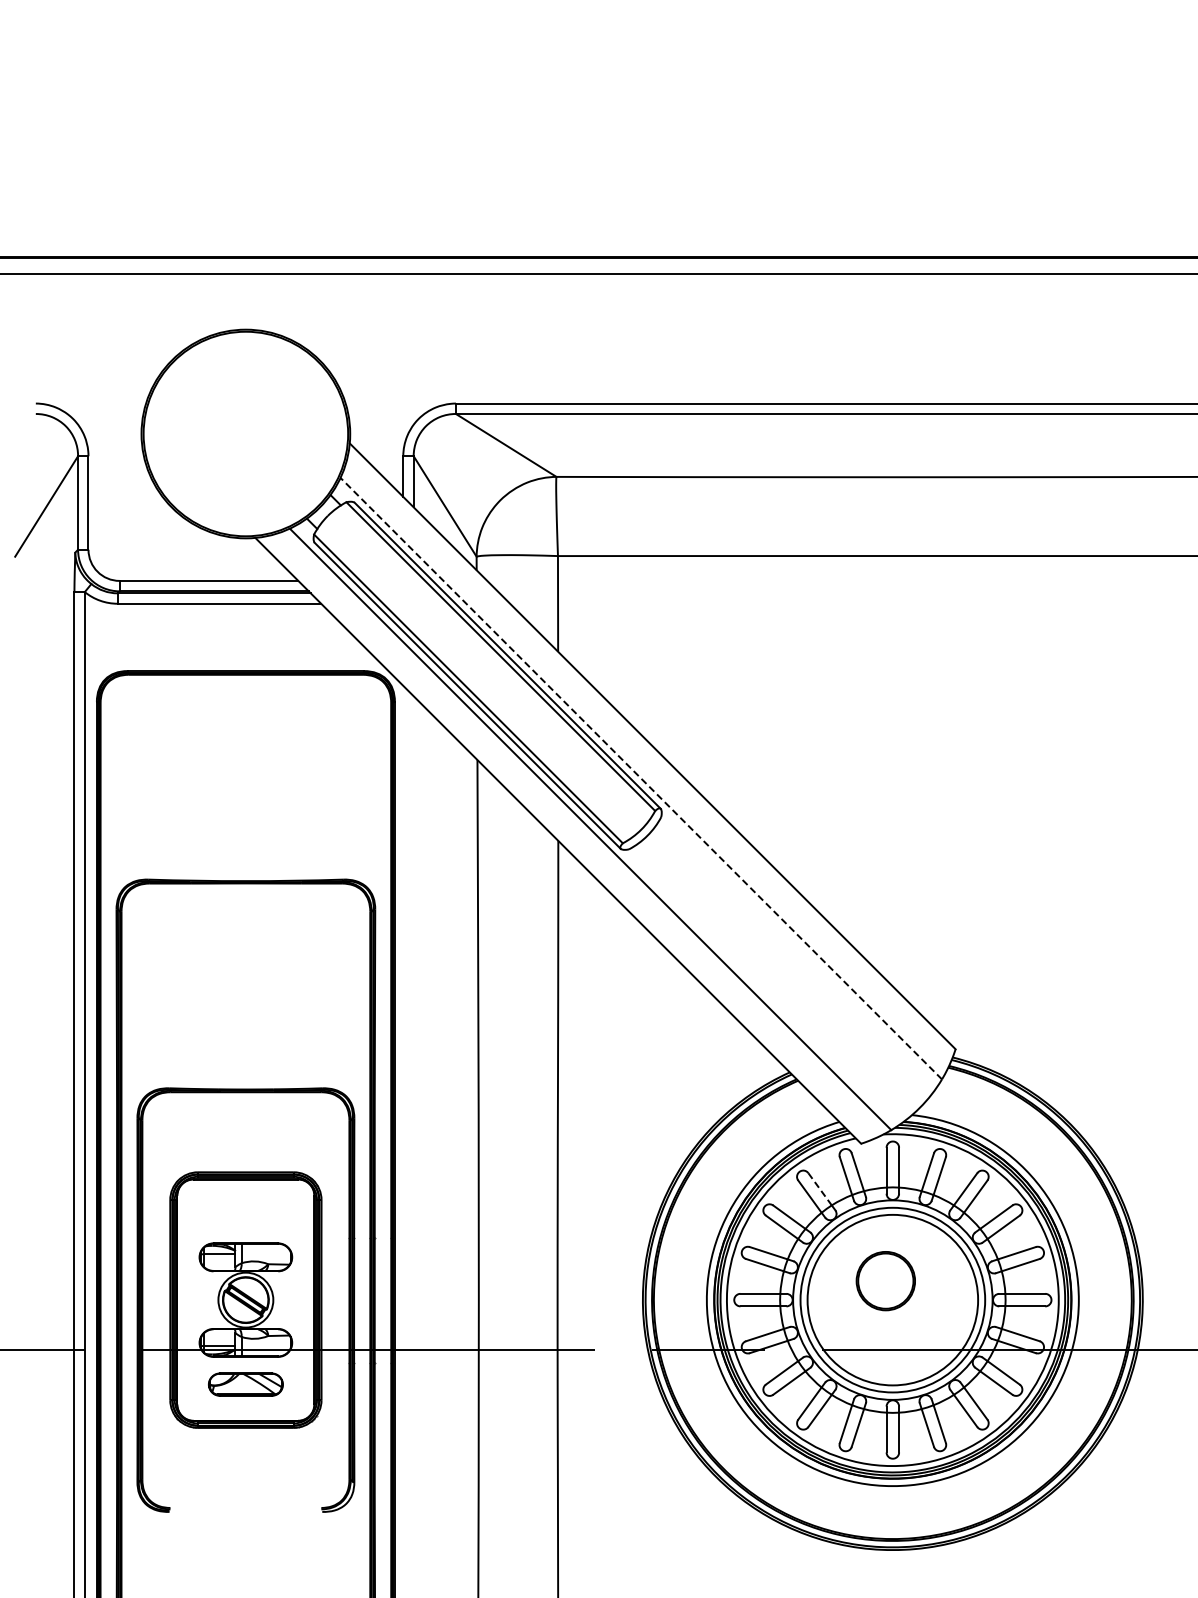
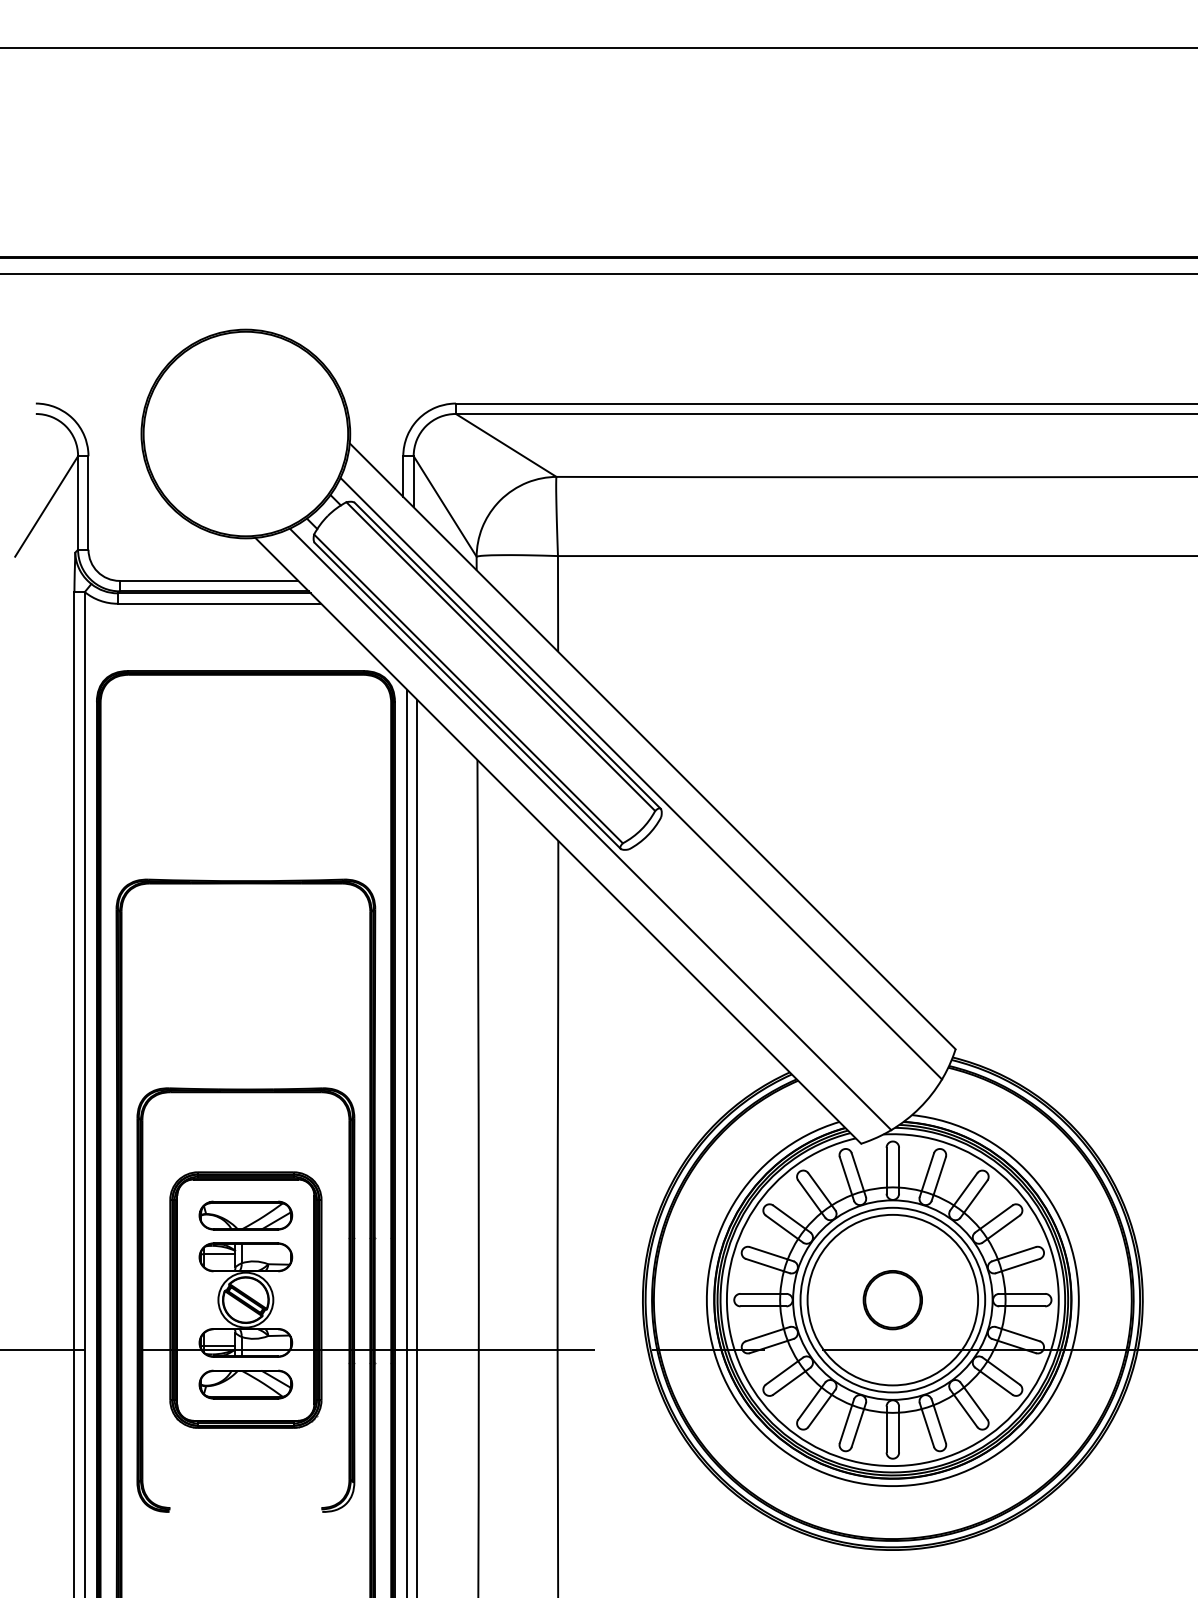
line: none -> present (598, 47)
line: dashed -> solid (640, 778)
line: none -> present (406, 1141)
line: none -> present (417, 1146)
line: dashed -> solid (820, 1189)
part: none -> present (245, 1215)
part position: (885, 1281) -> (892, 1300) (892, 1300)
part size: 76x25 px -> 96x31 px (245, 1384)
